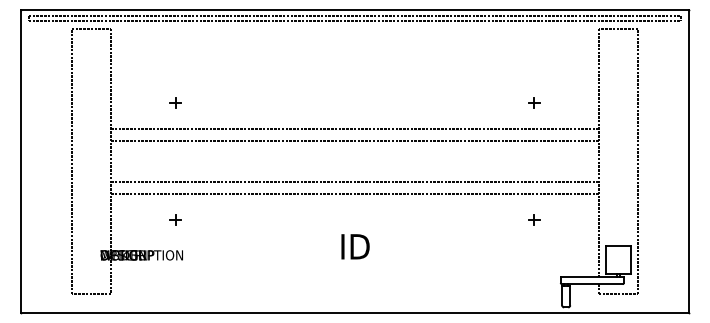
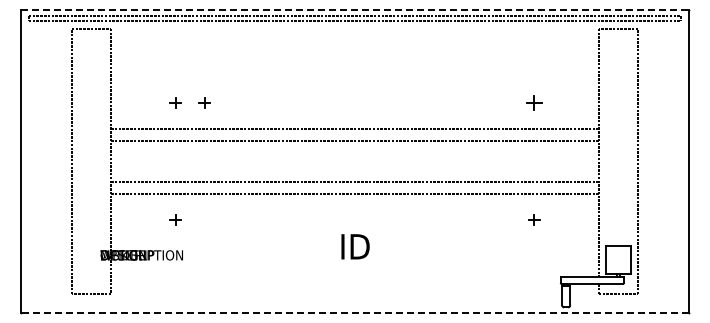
line: solid -> dashed (355, 9)
part: none -> present (204, 102)
part size: 13x12 px -> 17x16 px (534, 102)
line: solid -> dashed (355, 313)
